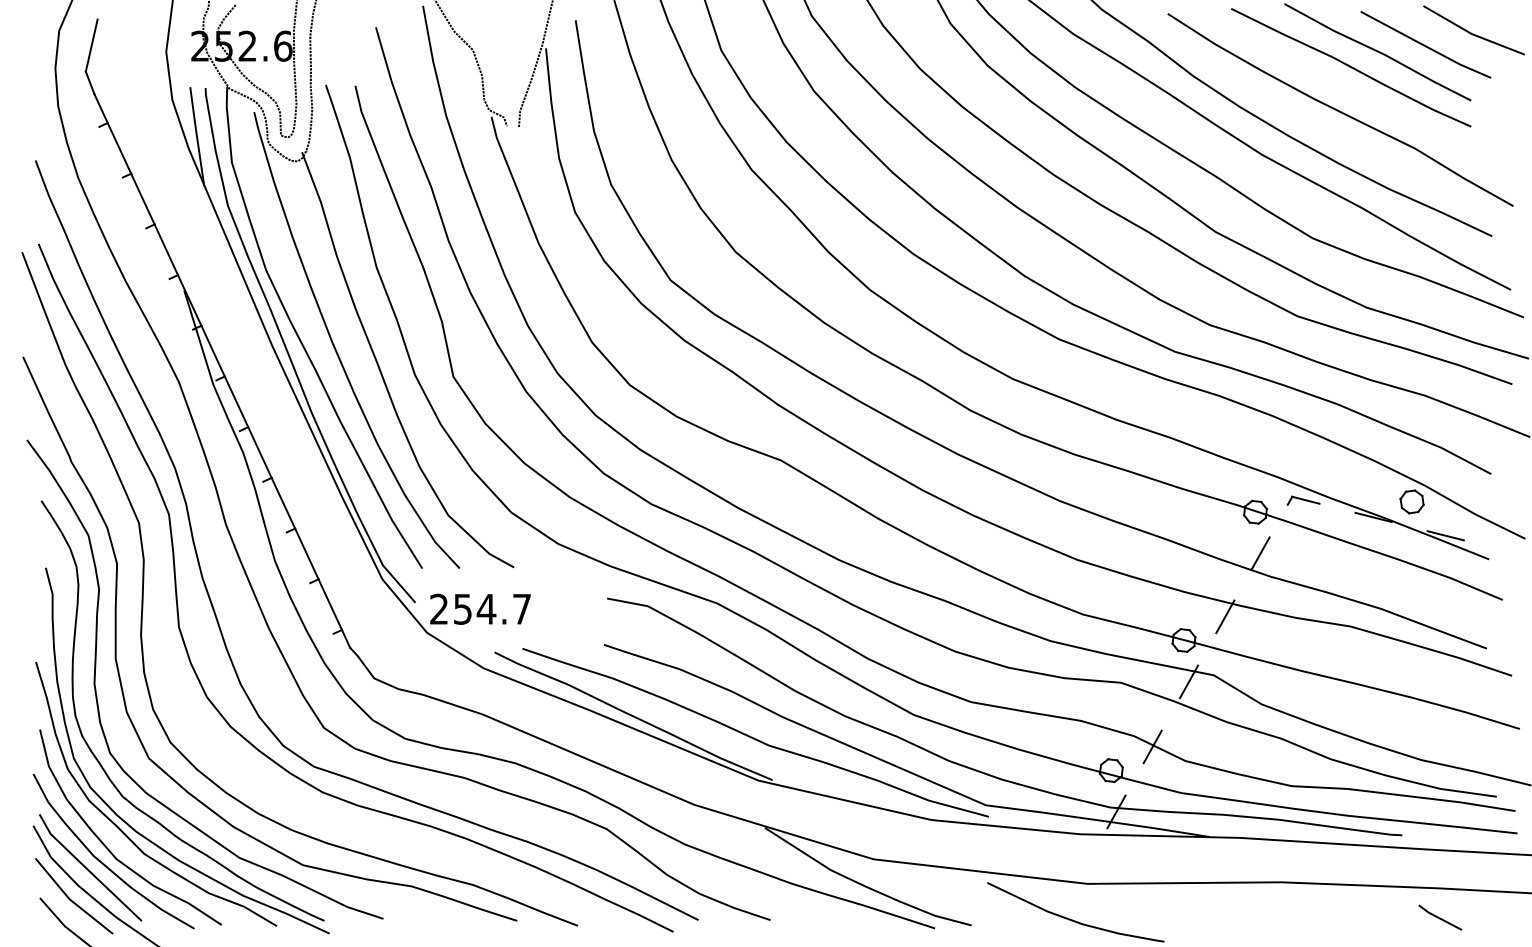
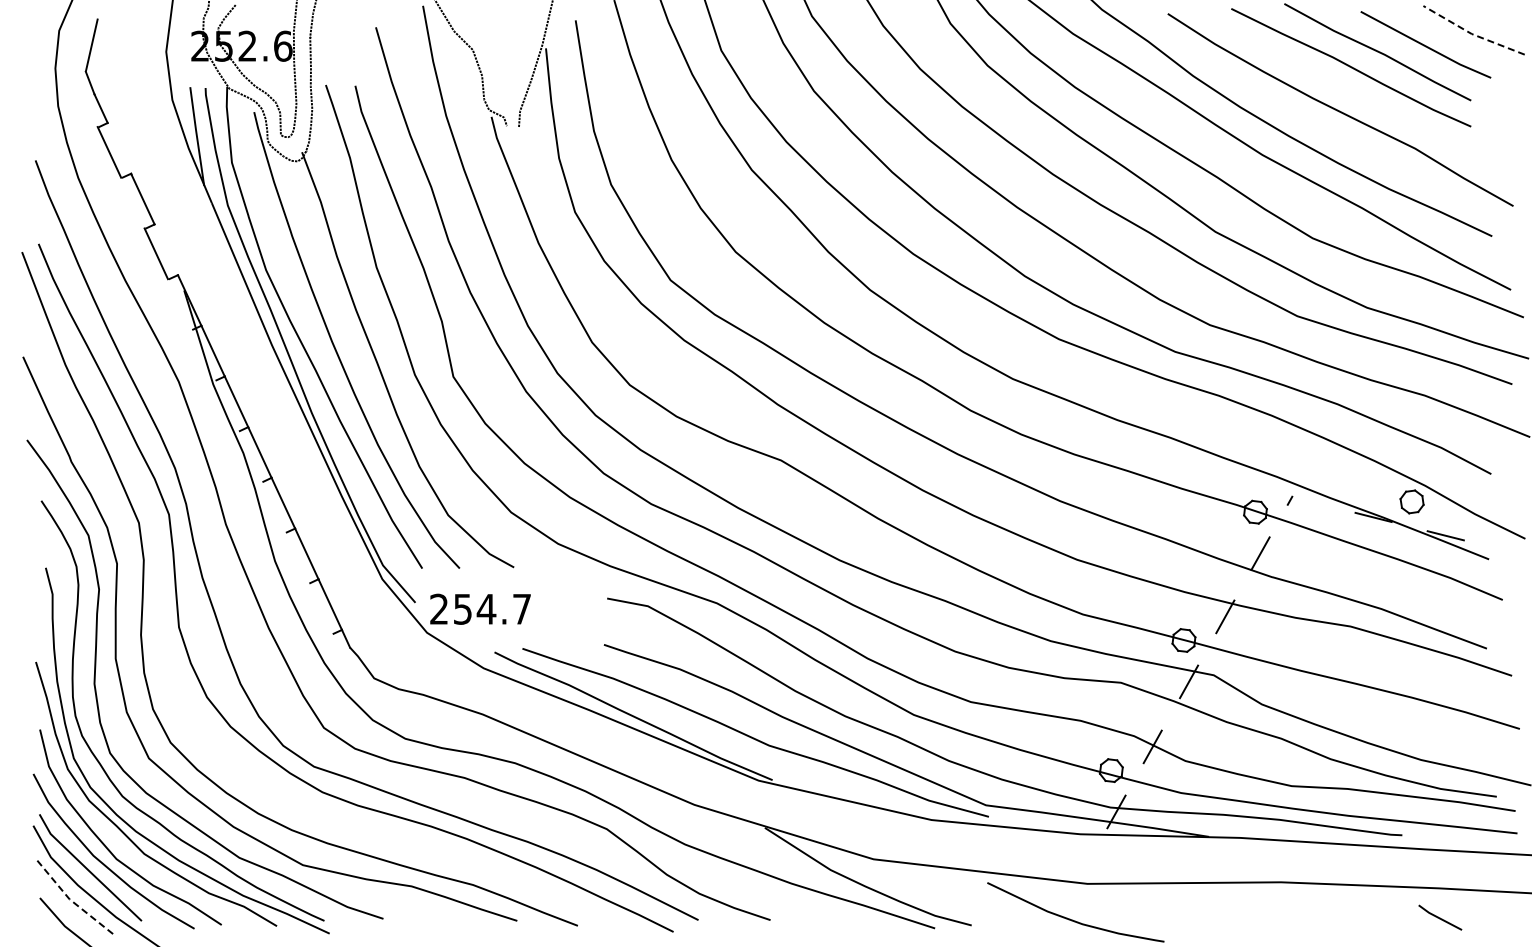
line: solid -> dashed (1471, 34)
line position: (119, 148) -> (109, 152) (109, 152)
line position: (165, 249) -> (155, 253) (155, 253)
line: present -> none (1305, 499)
line: solid -> dashed (69, 899)
